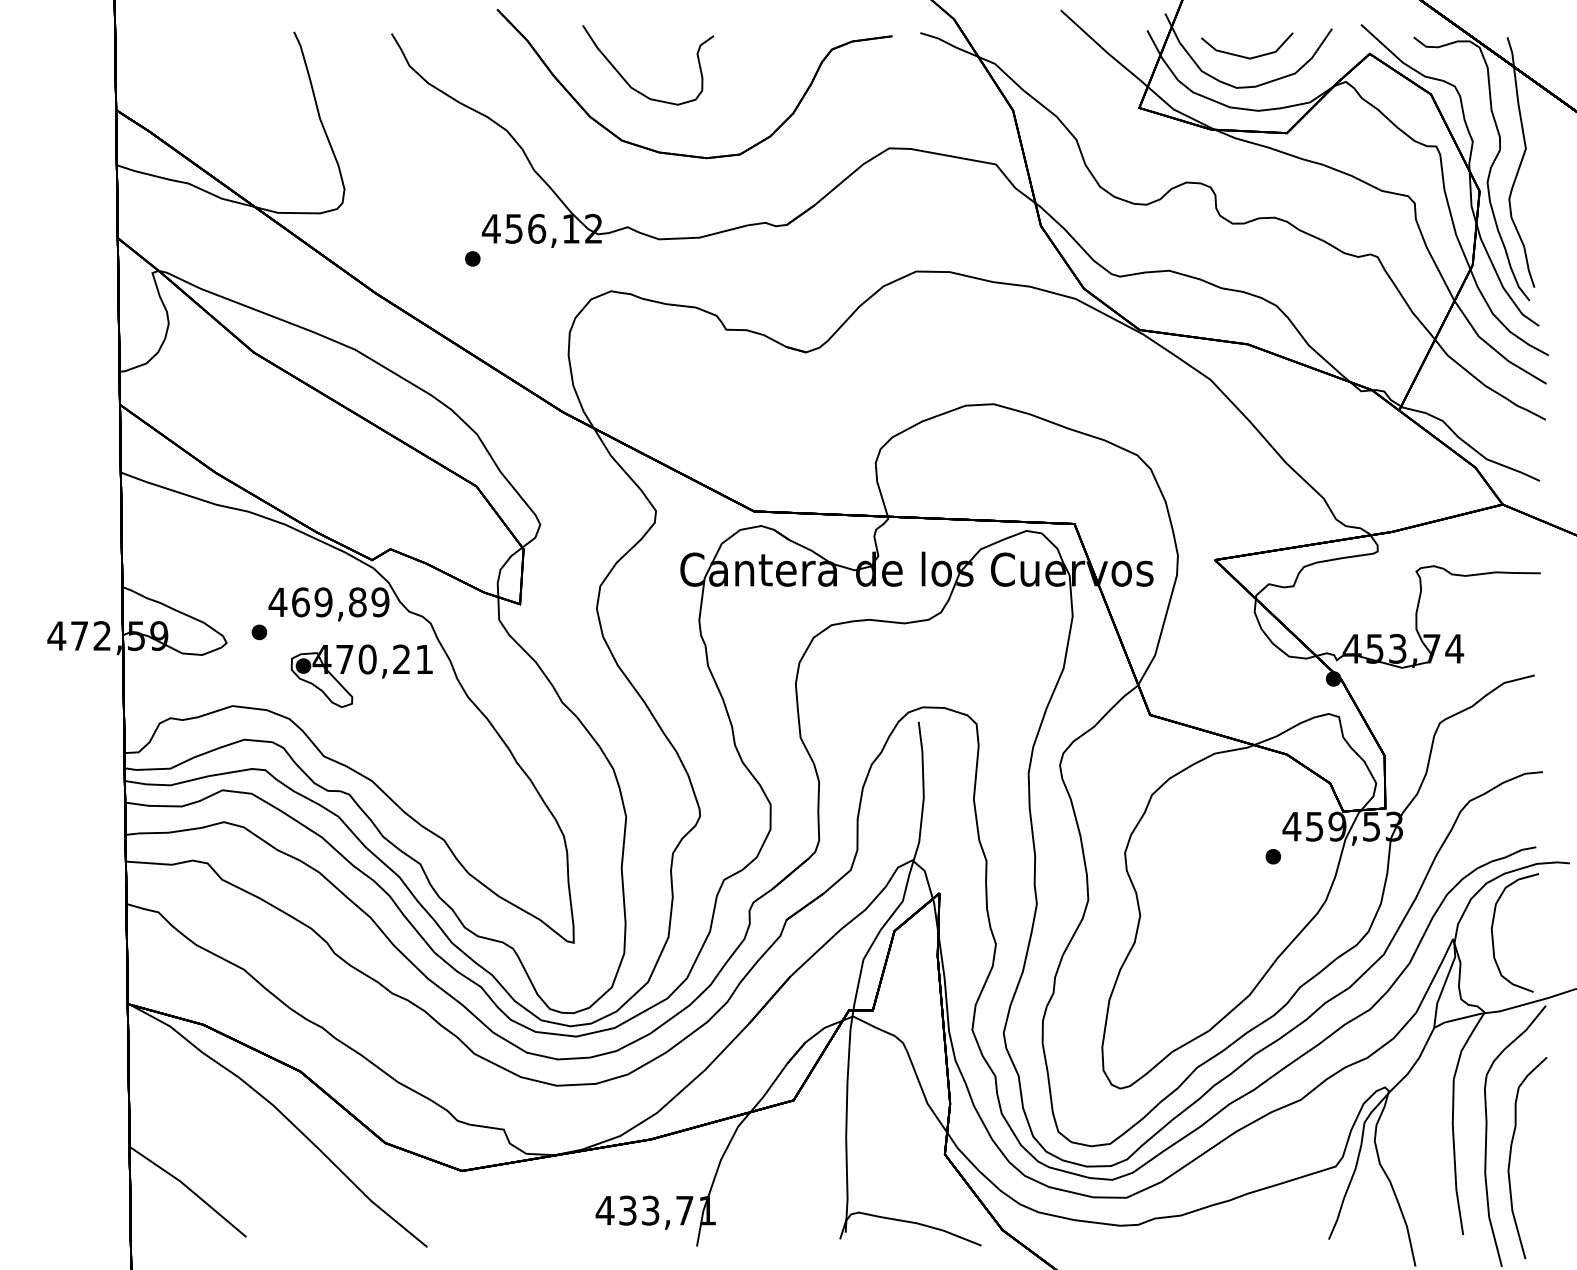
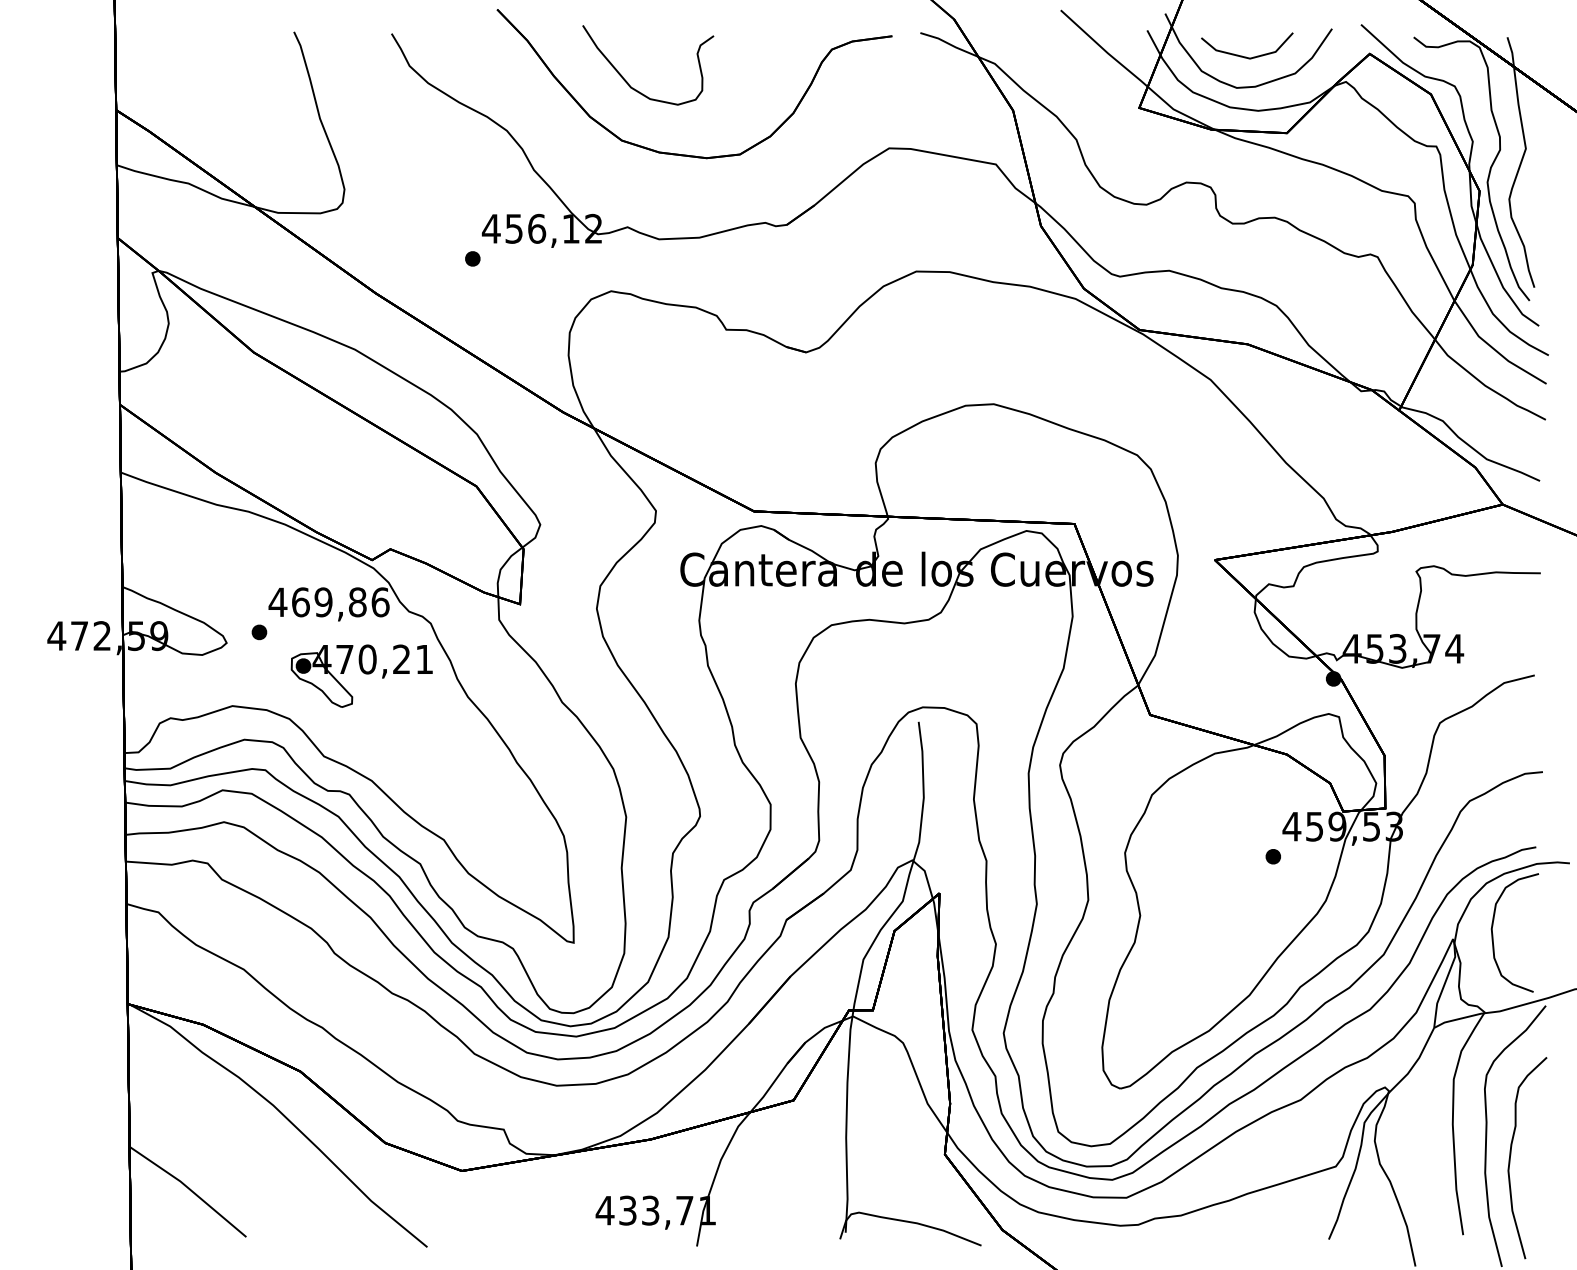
text: 469,89 -> 469,86 (380, 602)
